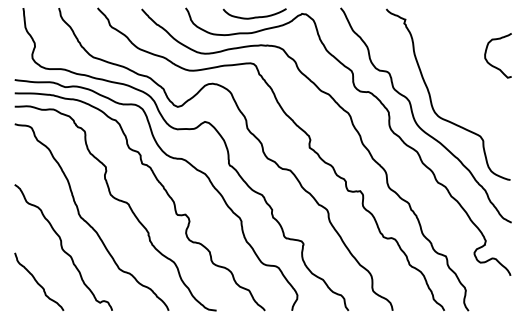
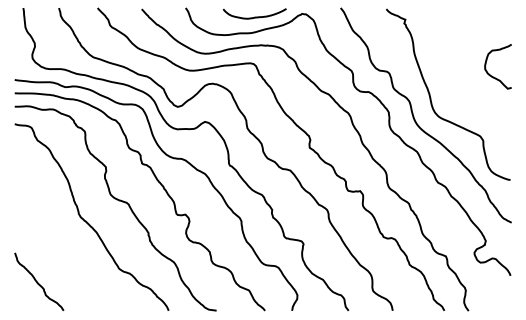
curve position: (492, 64) -> (492, 75) (492, 75)
curve: present -> none (62, 247)
